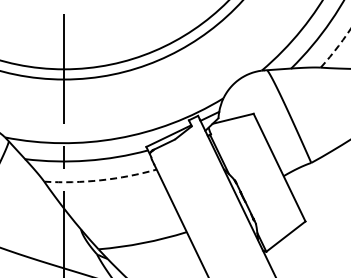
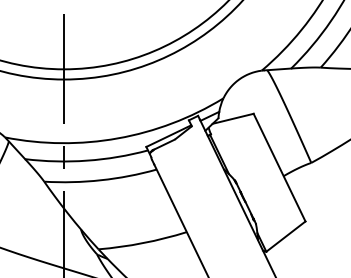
arc: dashed -> solid (337, 47)
arc: dashed -> solid (100, 180)
